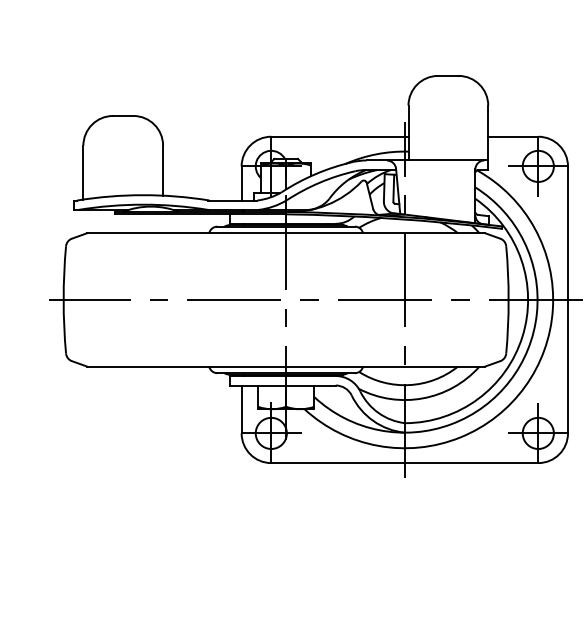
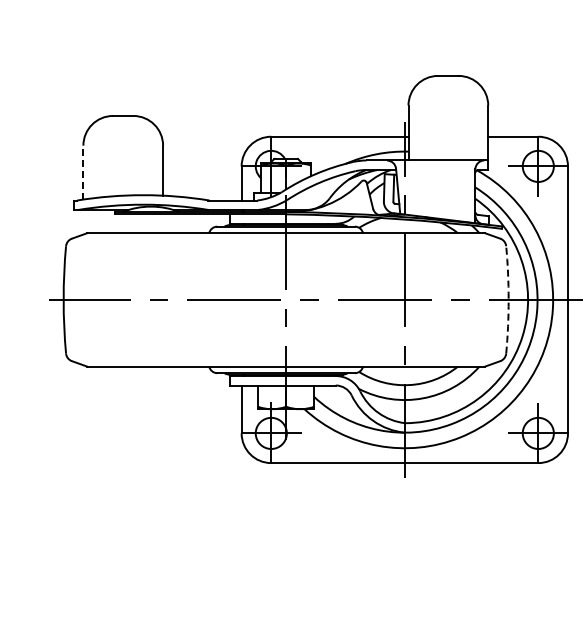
line: solid -> dashed (83, 172)
arc: solid -> dashed (508, 299)
